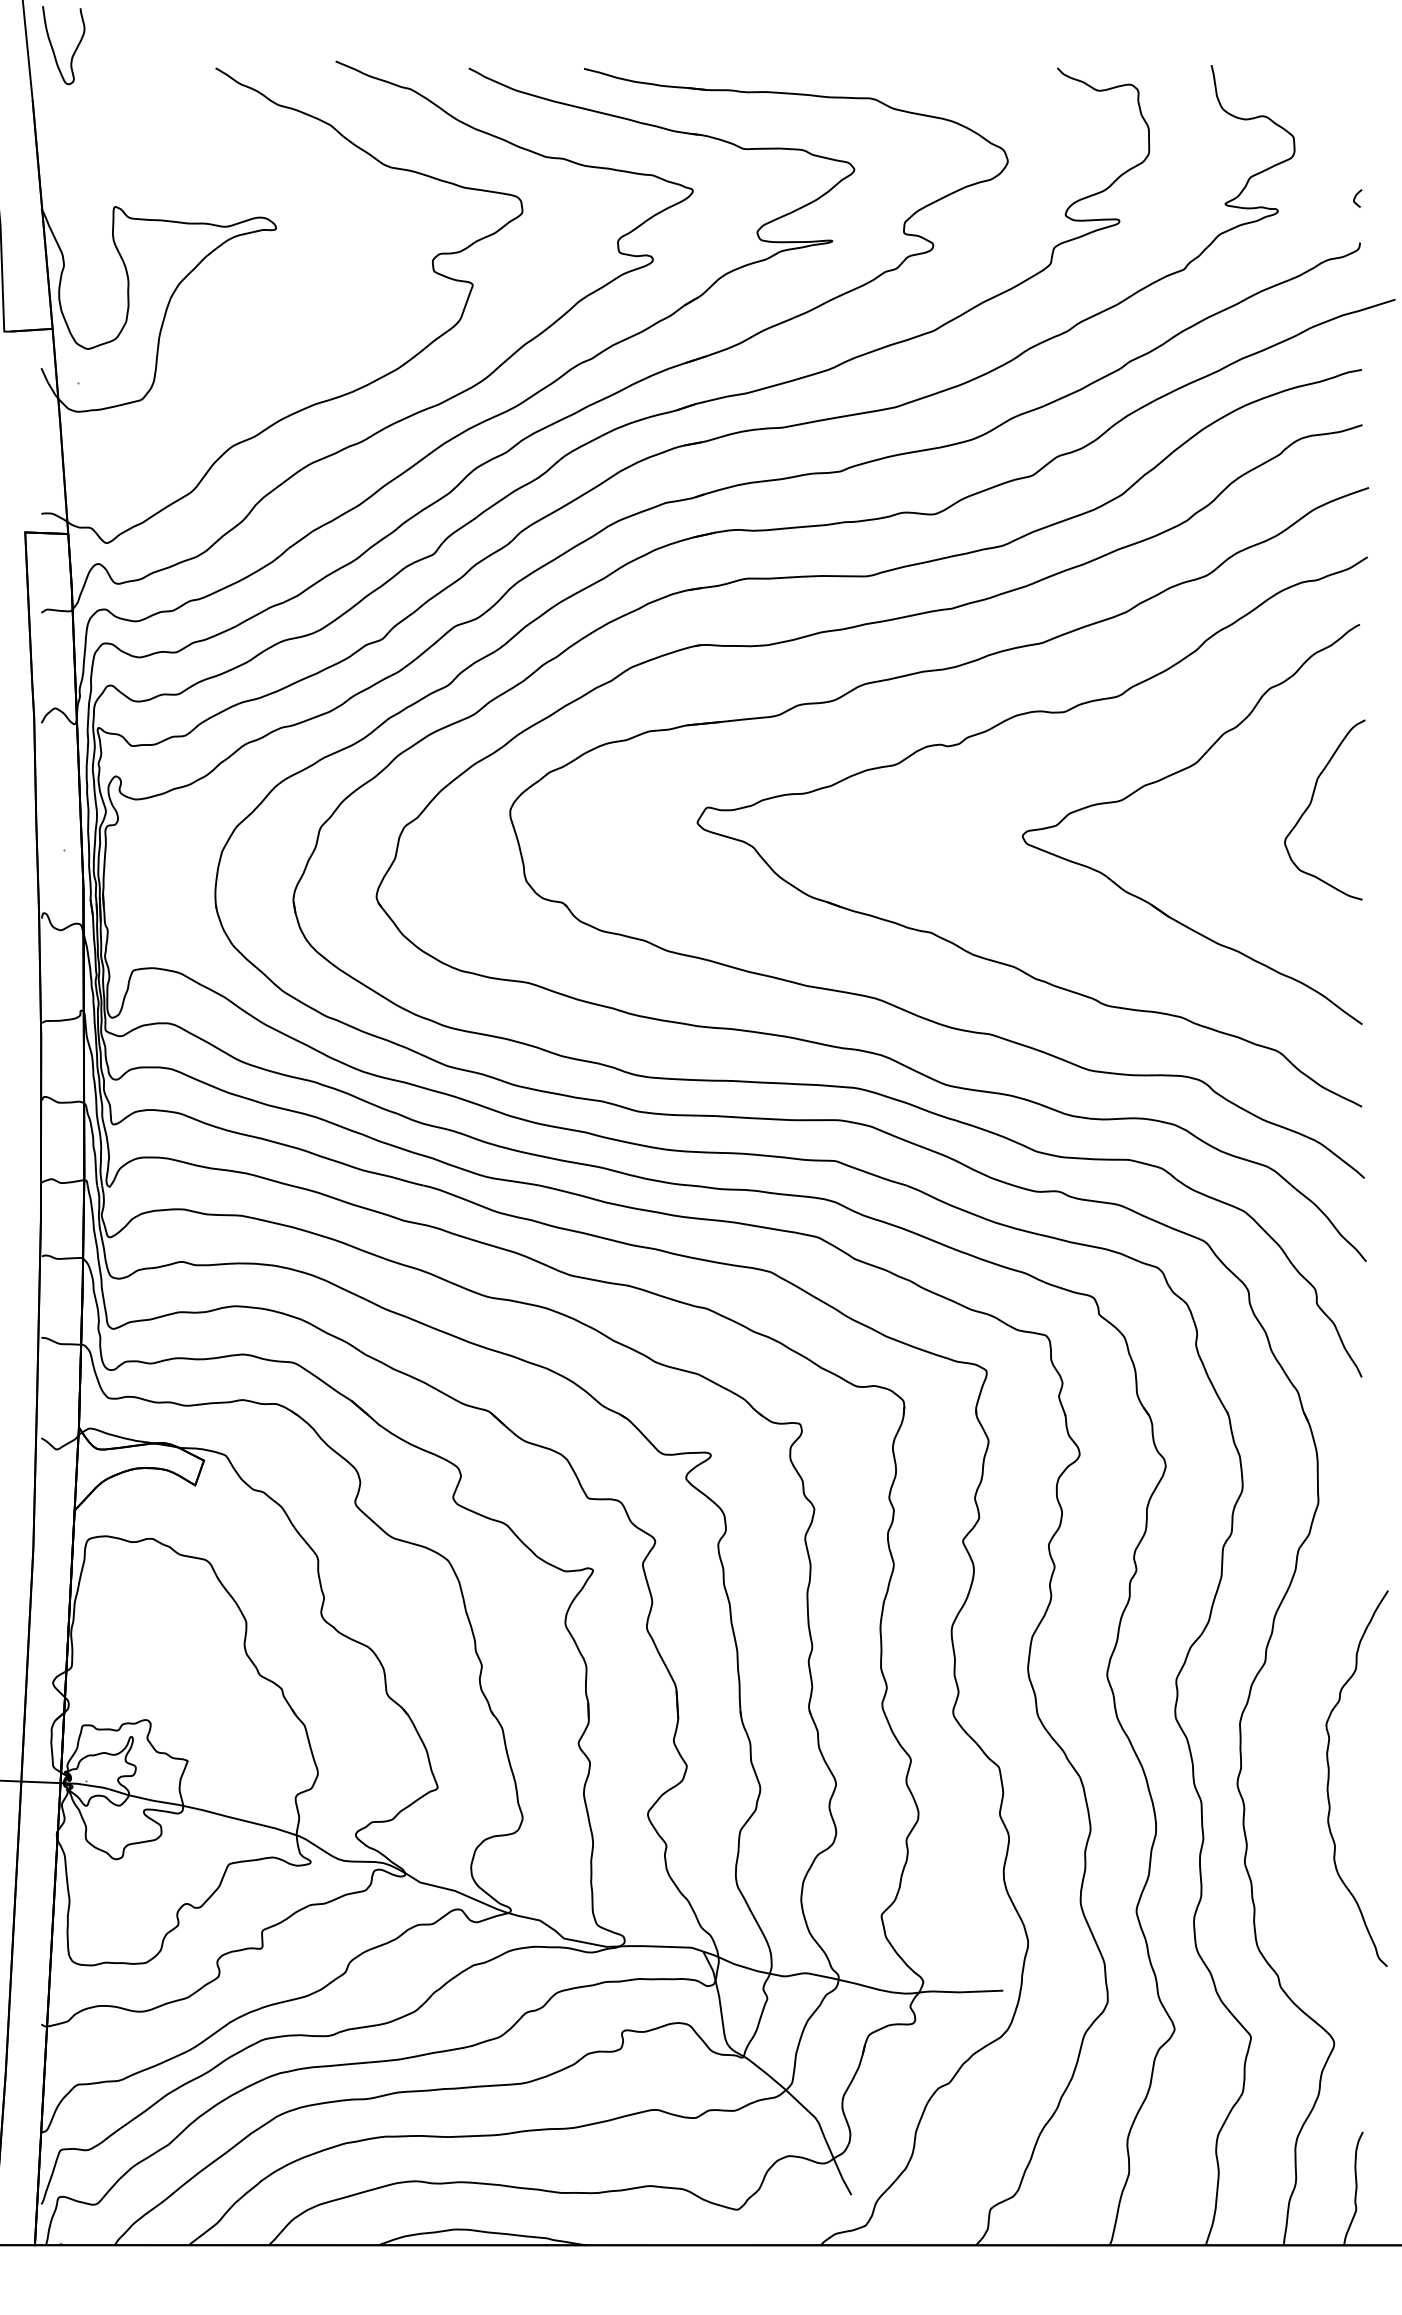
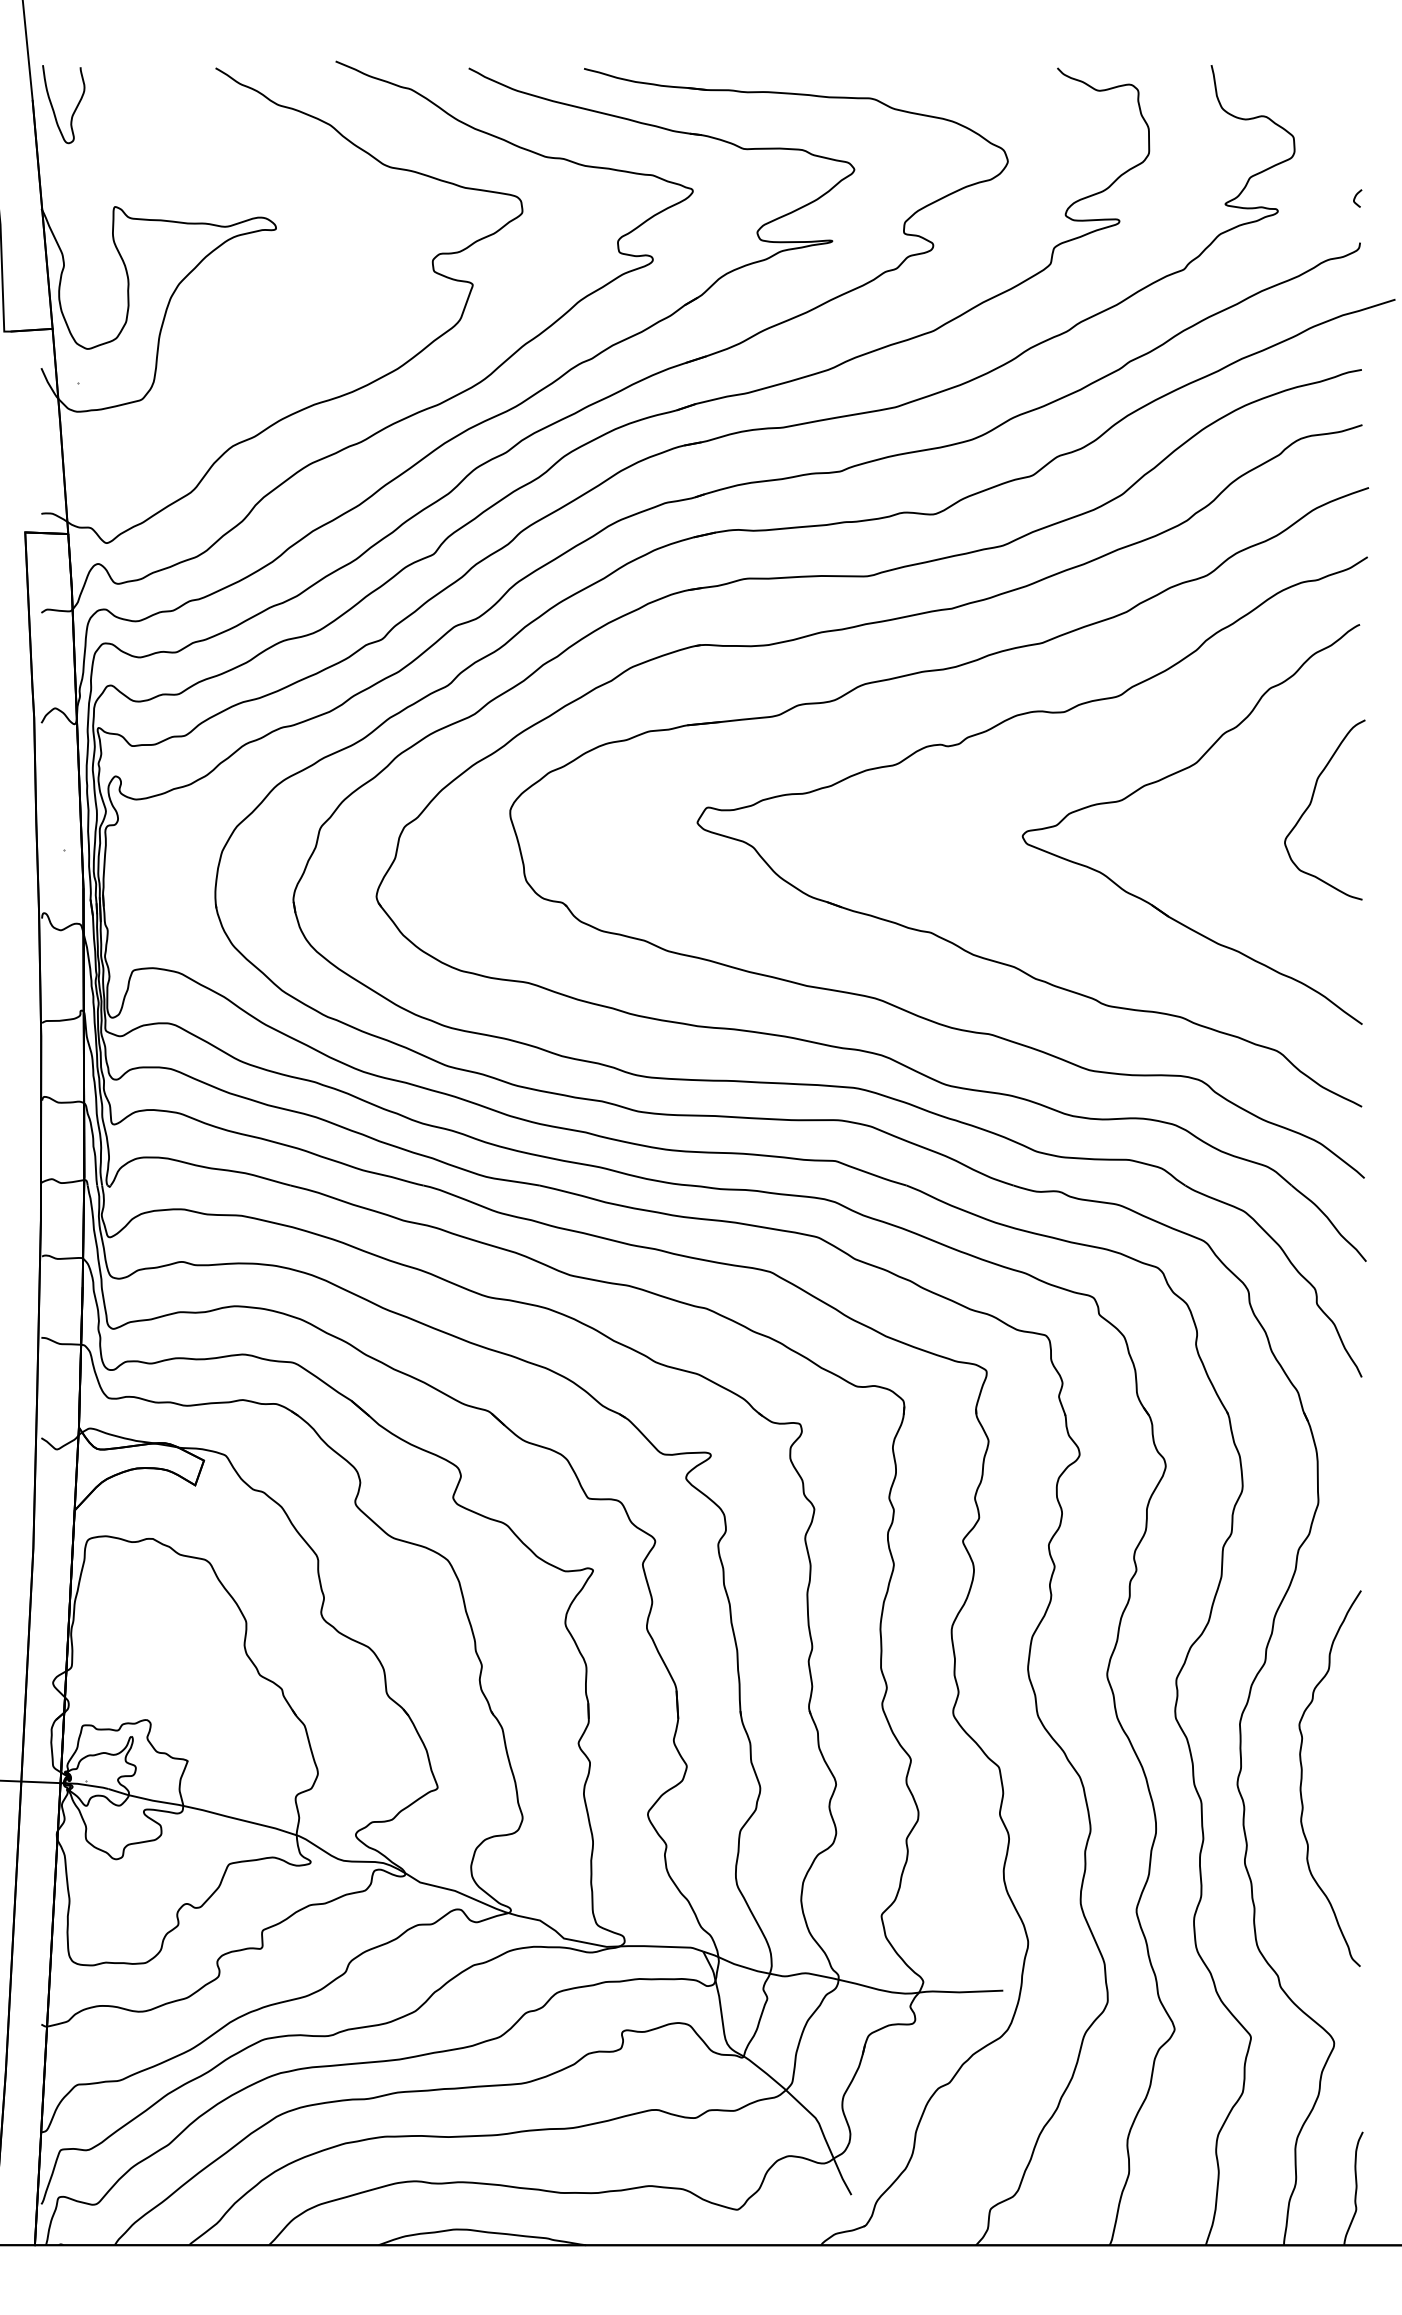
curve position: (53, 48) -> (53, 107) (53, 107)
curve position: (1329, 1778) -> (1302, 1778) (1302, 1778)
